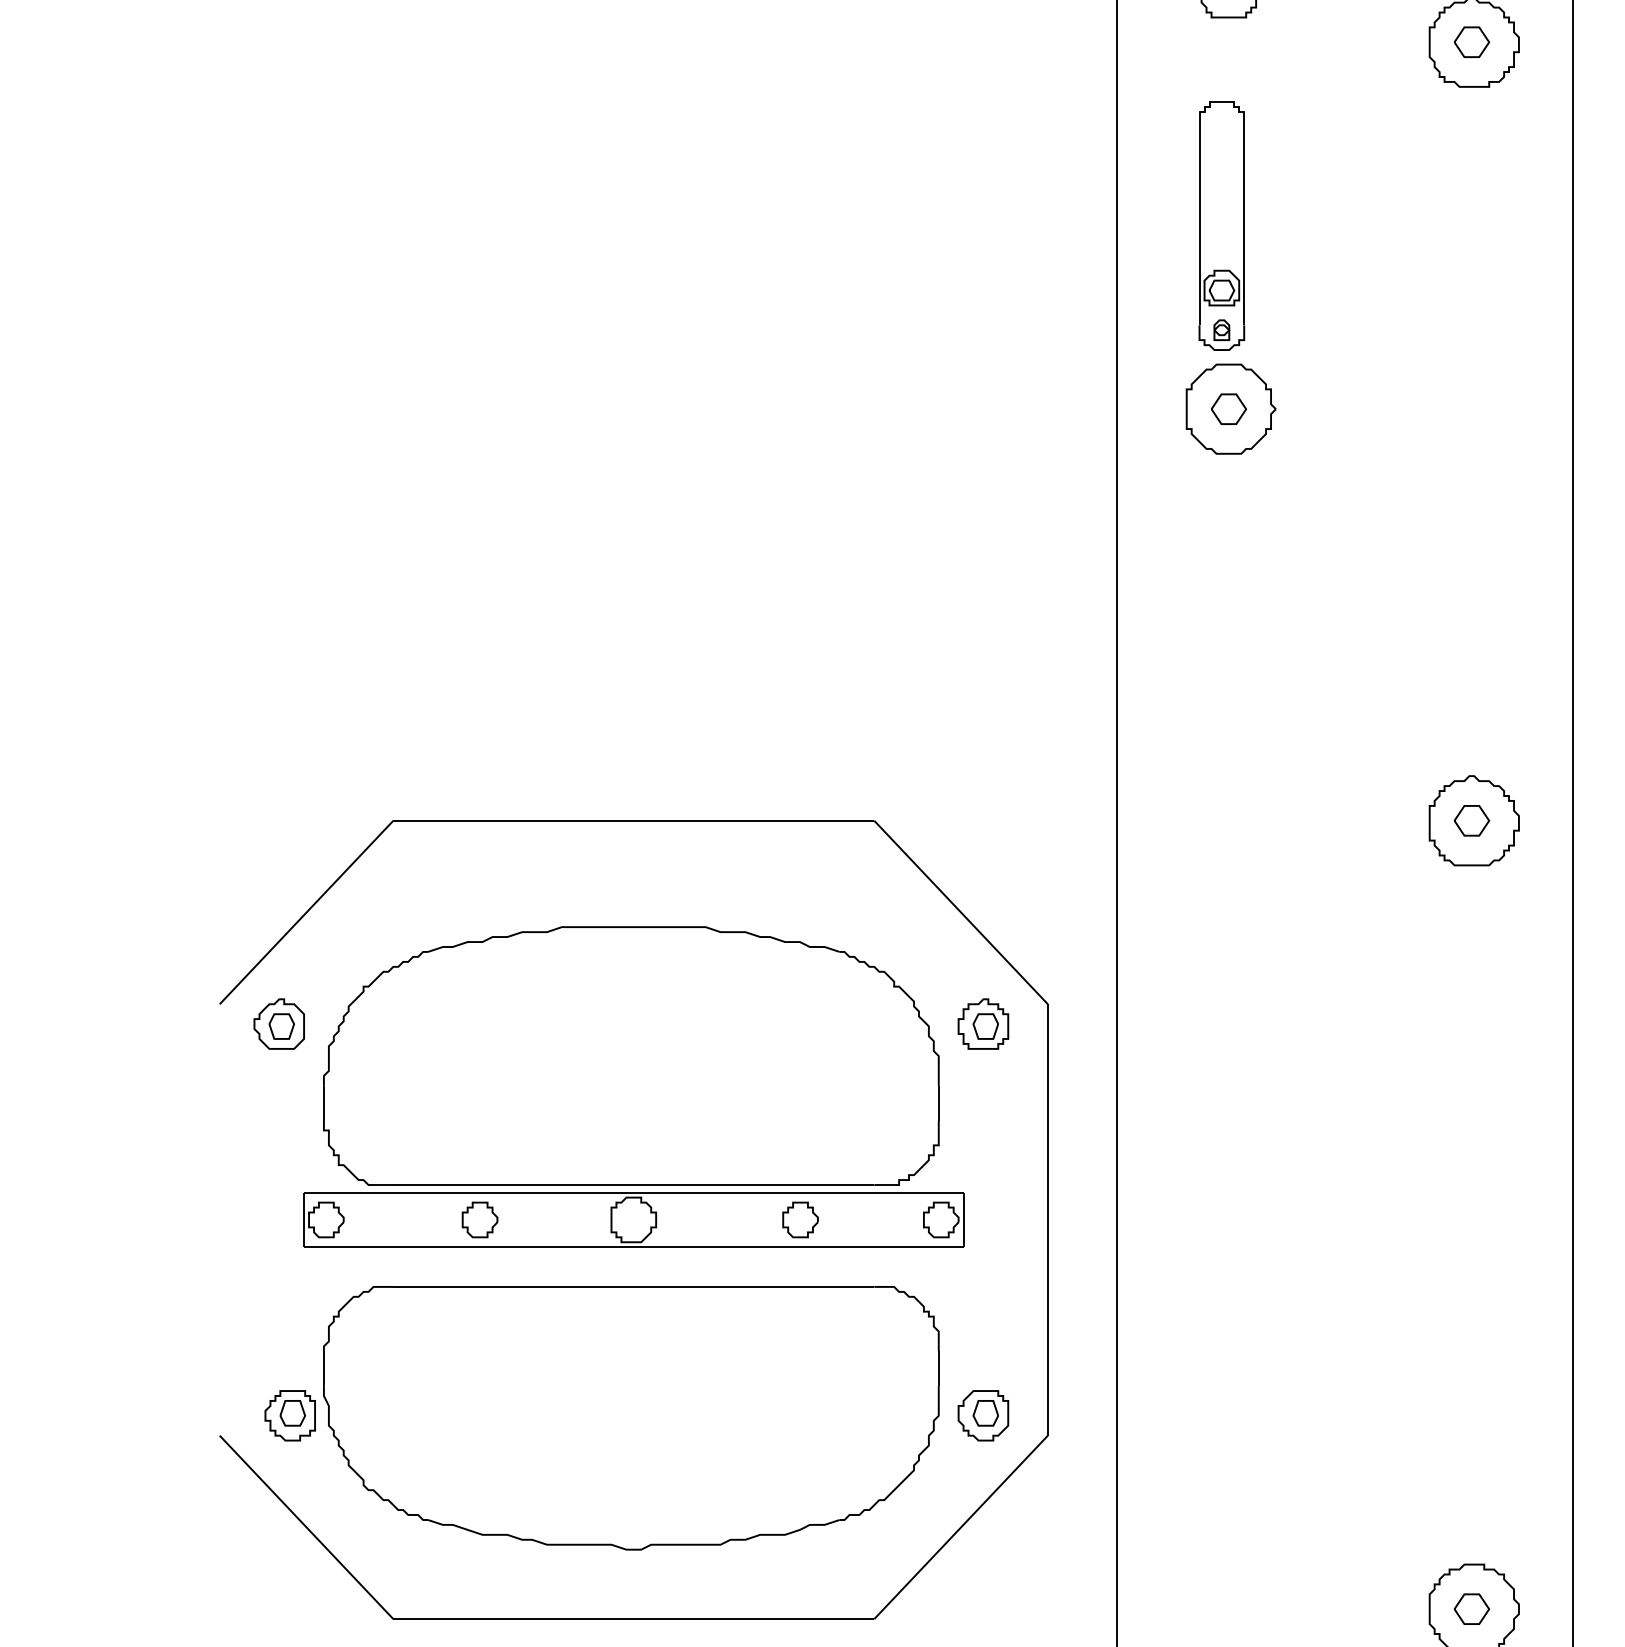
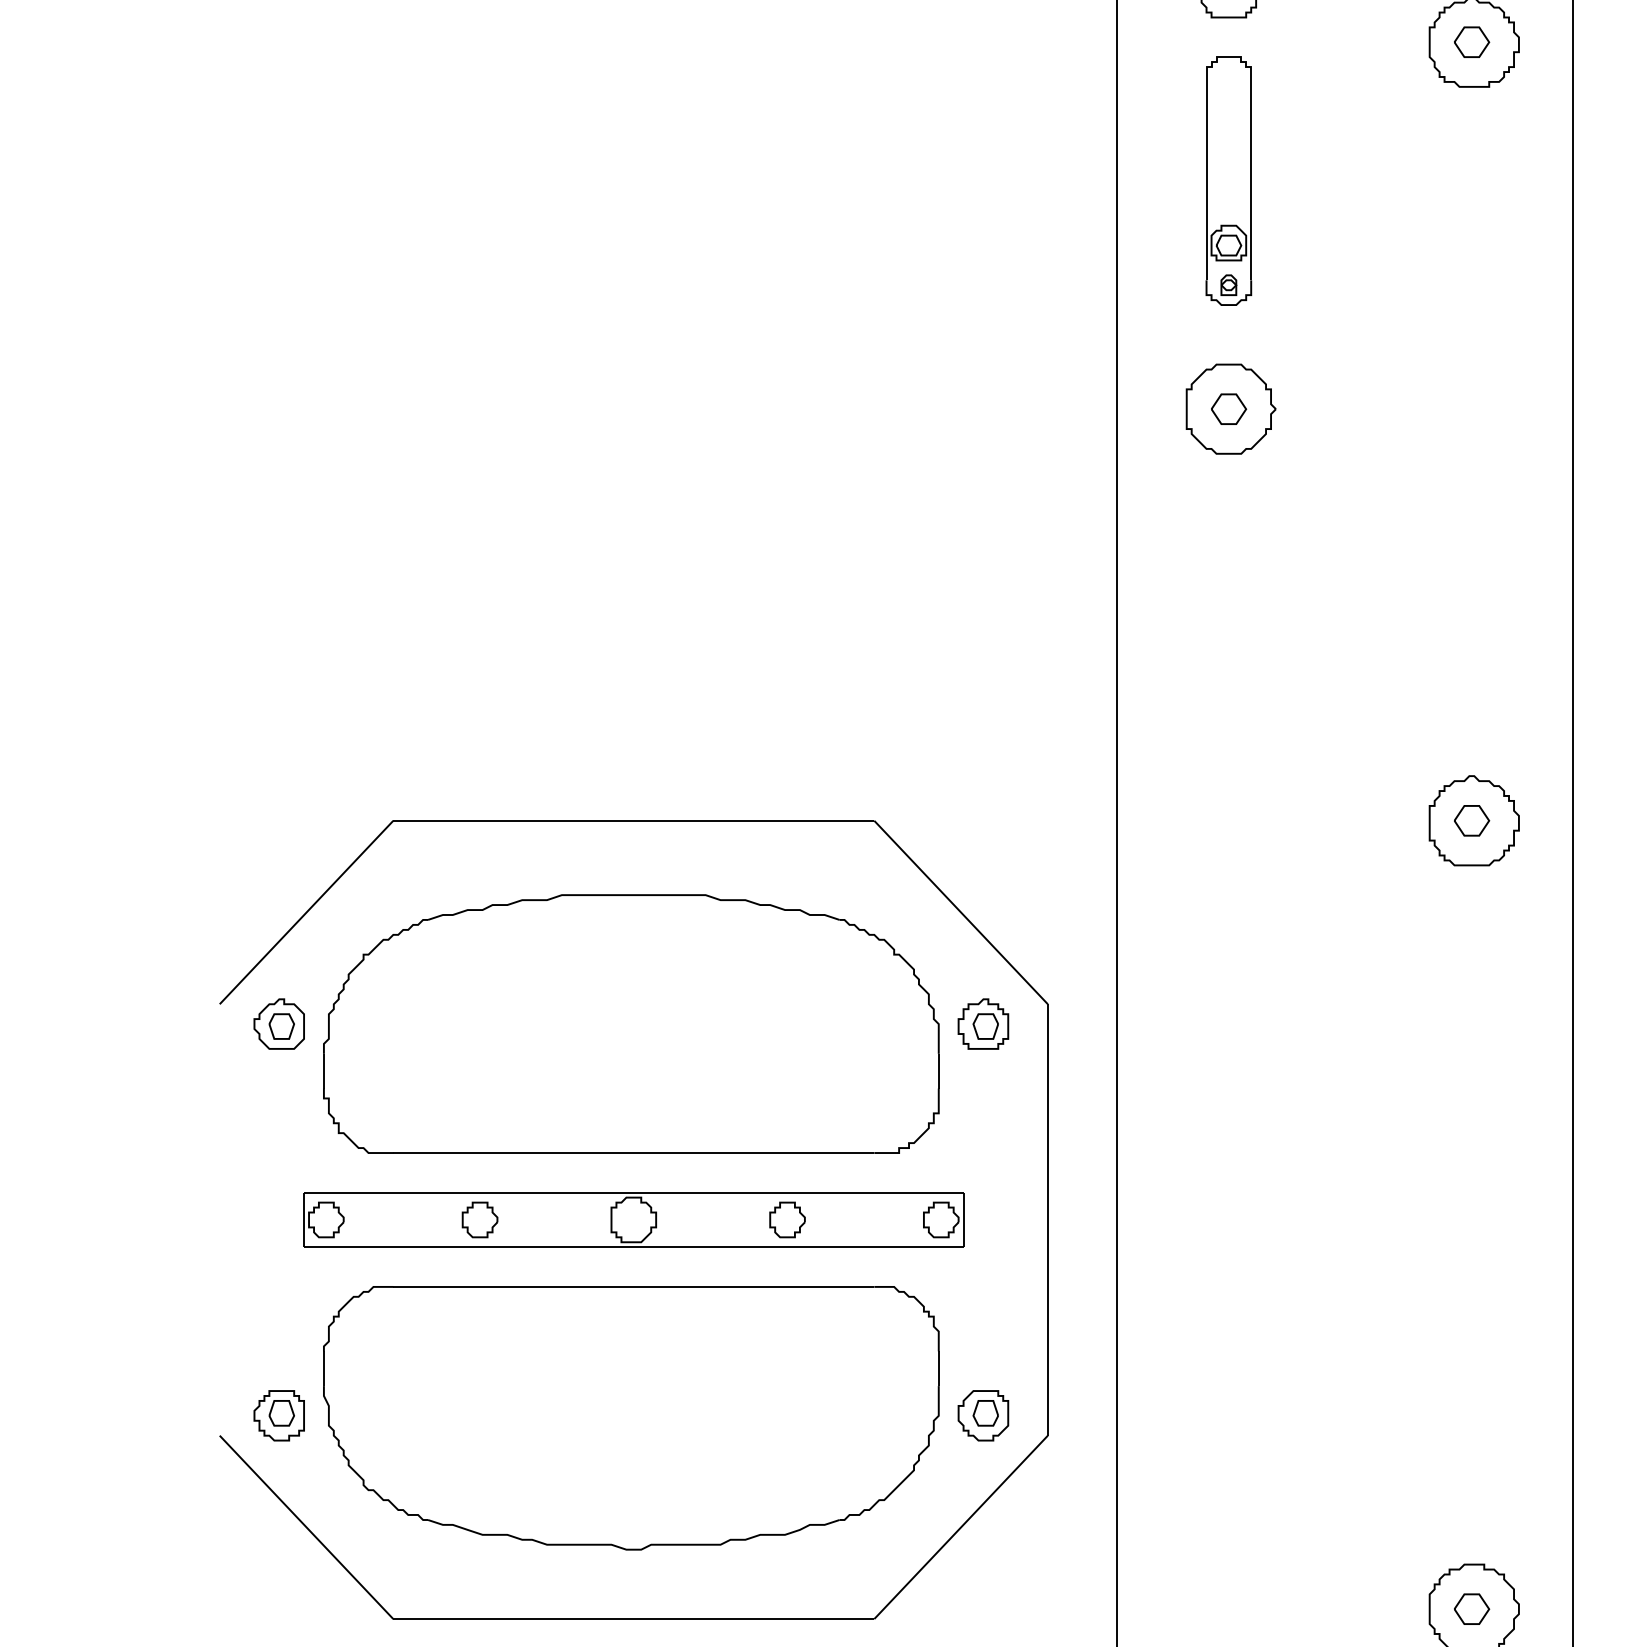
part position: (1221, 225) -> (1228, 180) (1228, 180)
part position: (631, 1055) -> (631, 1023) (631, 1023)
part position: (800, 1219) -> (787, 1219) (787, 1219)
part position: (289, 1415) -> (278, 1415) (278, 1415)
